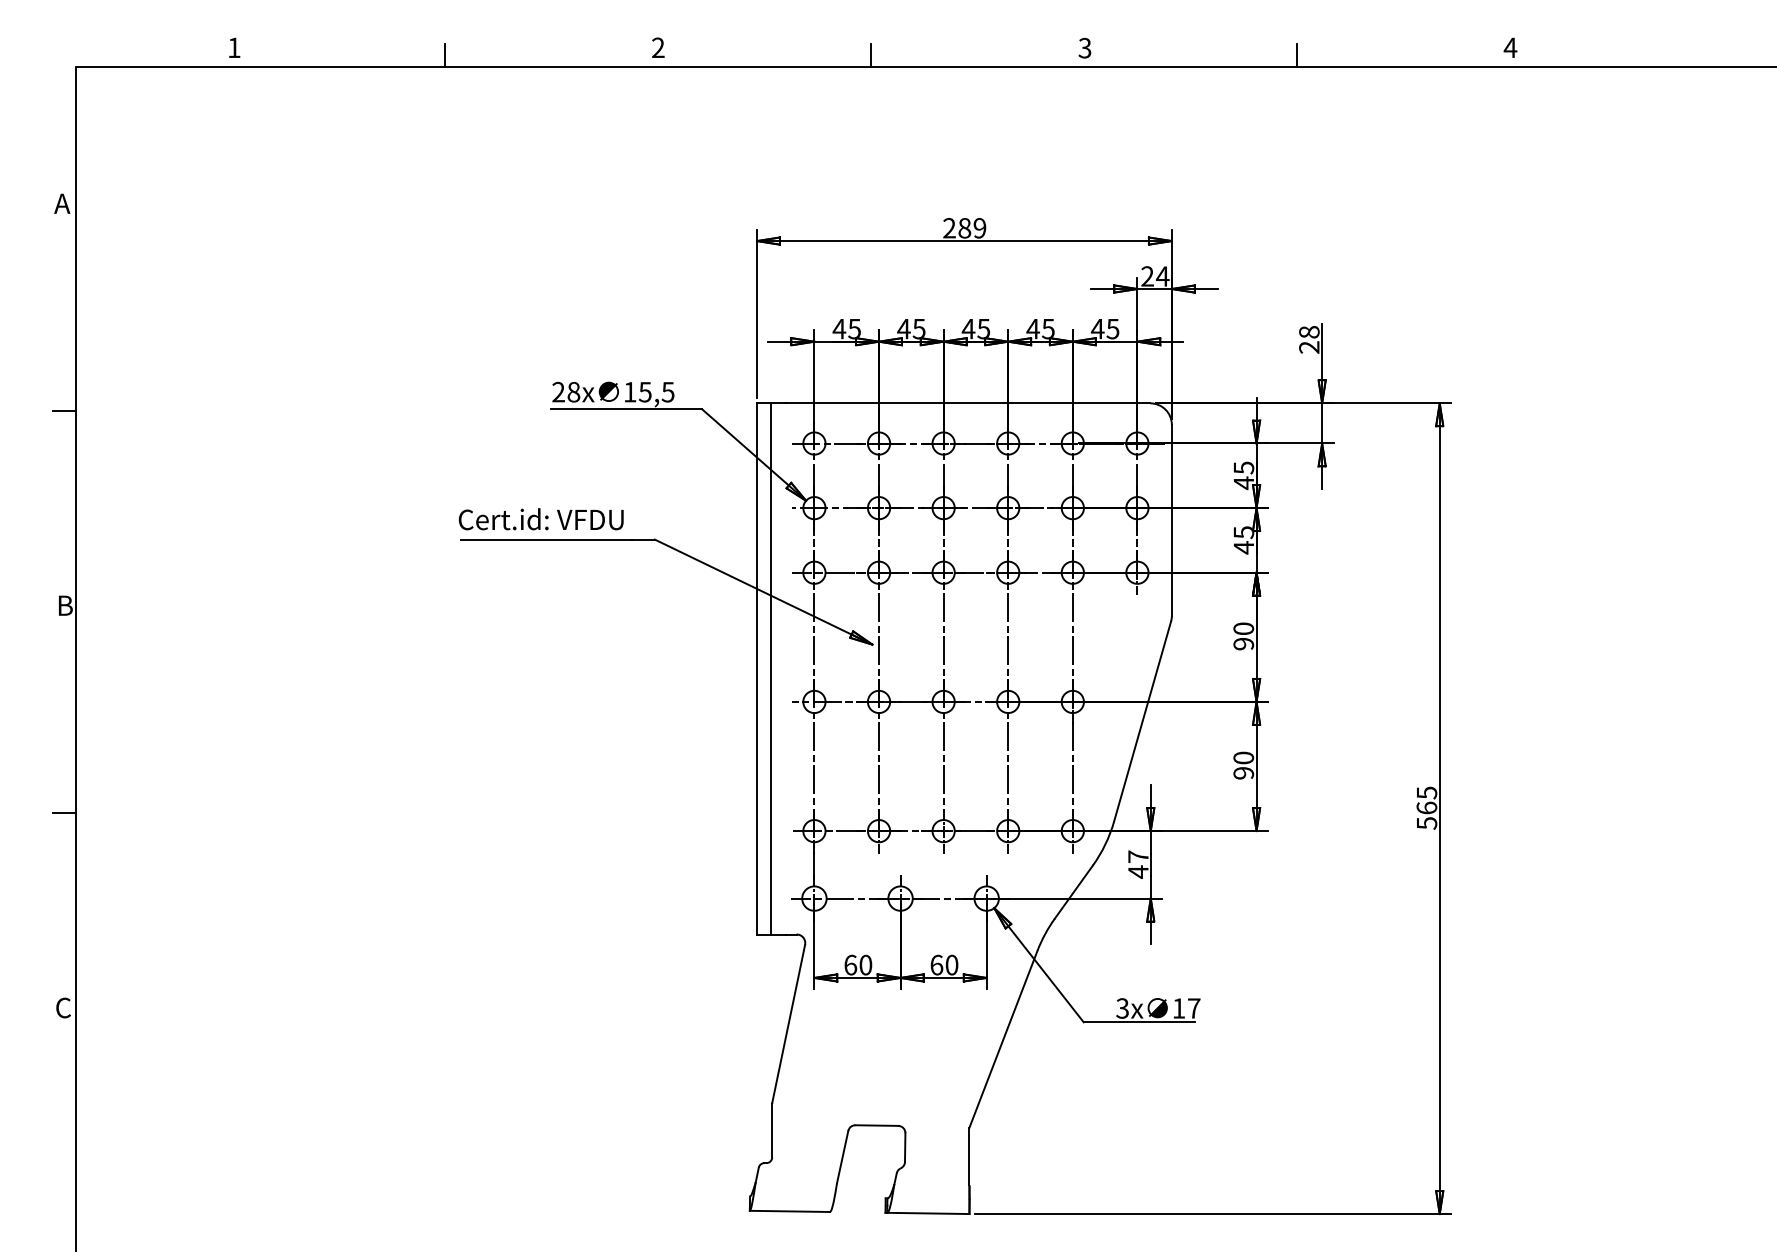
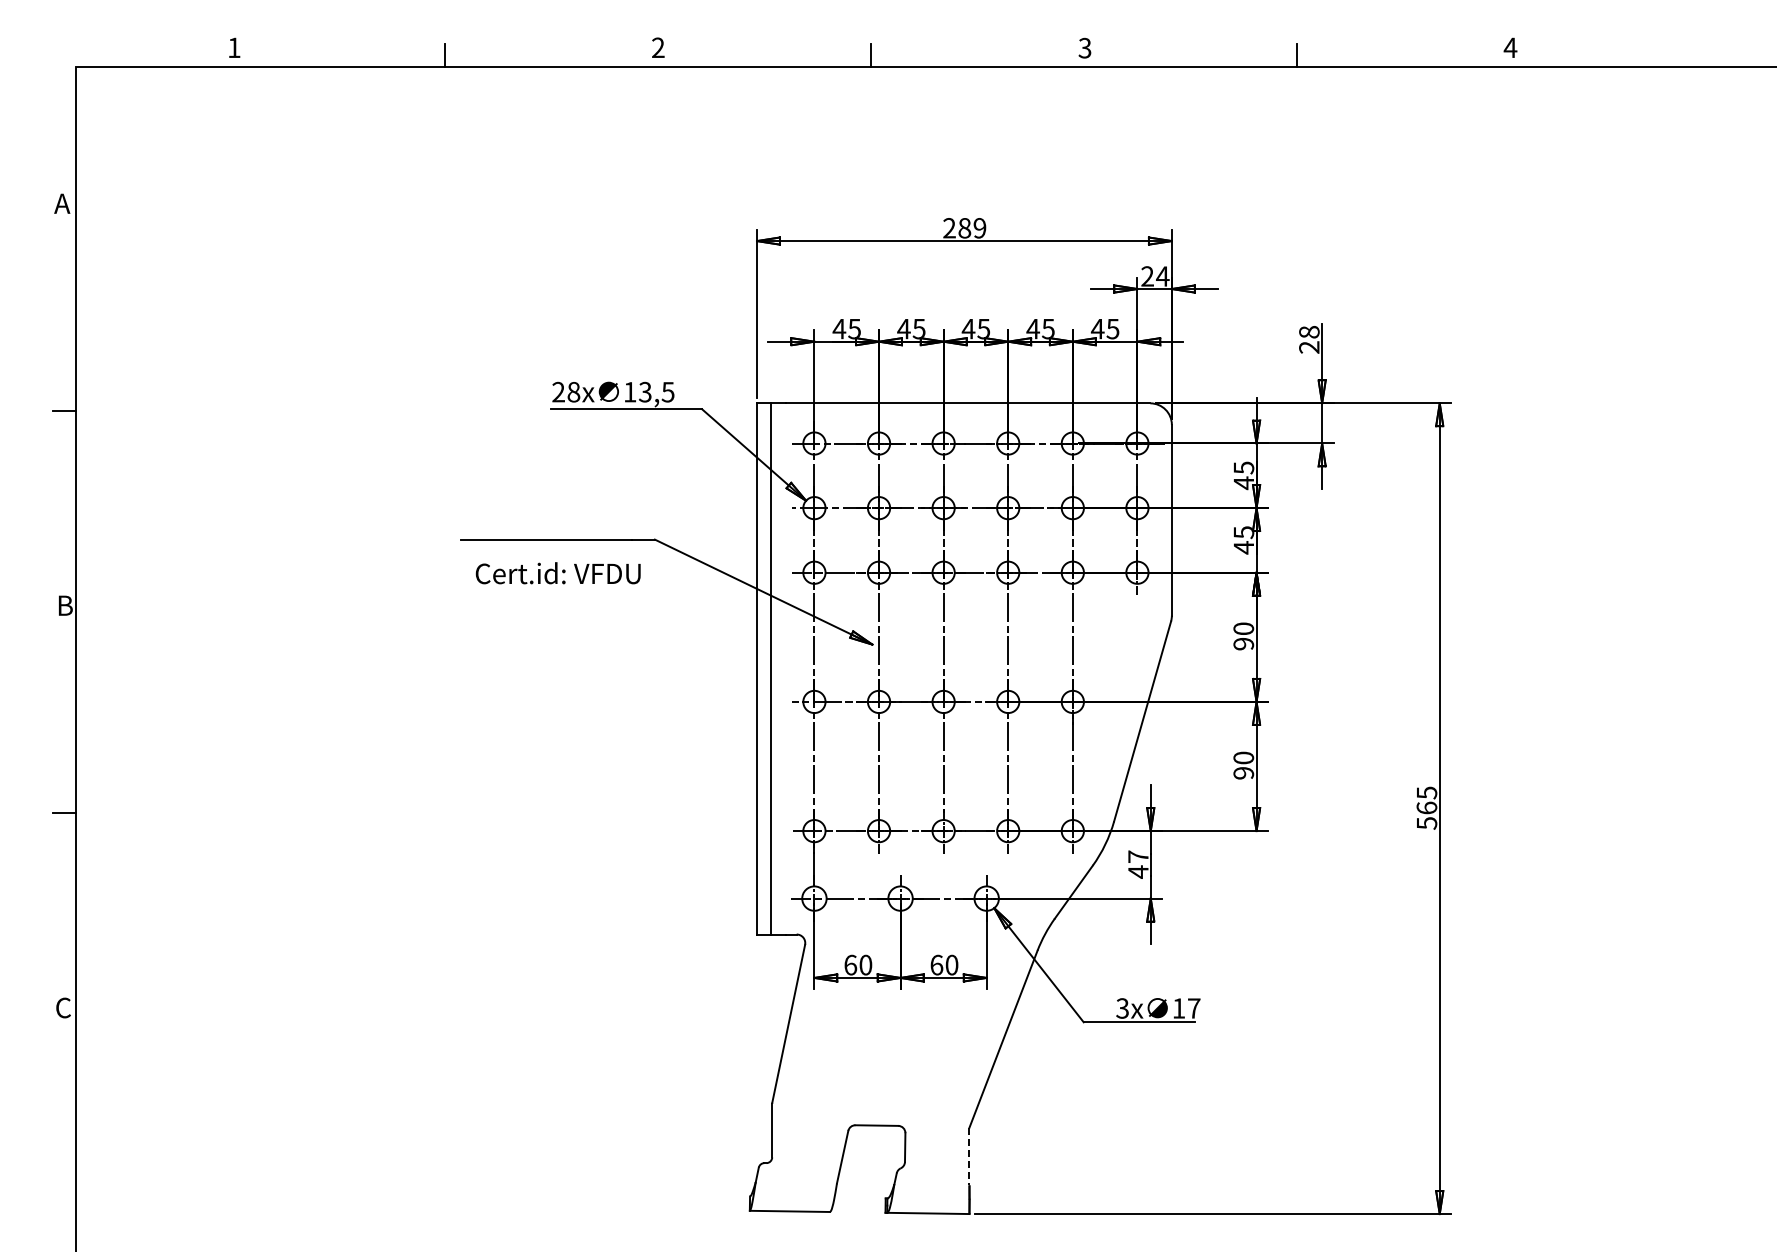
text: 15,5 -> 13,5 (645, 391)
text position: (540, 519) -> (557, 573) (557, 573)
line: solid -> dashed (969, 1156)
